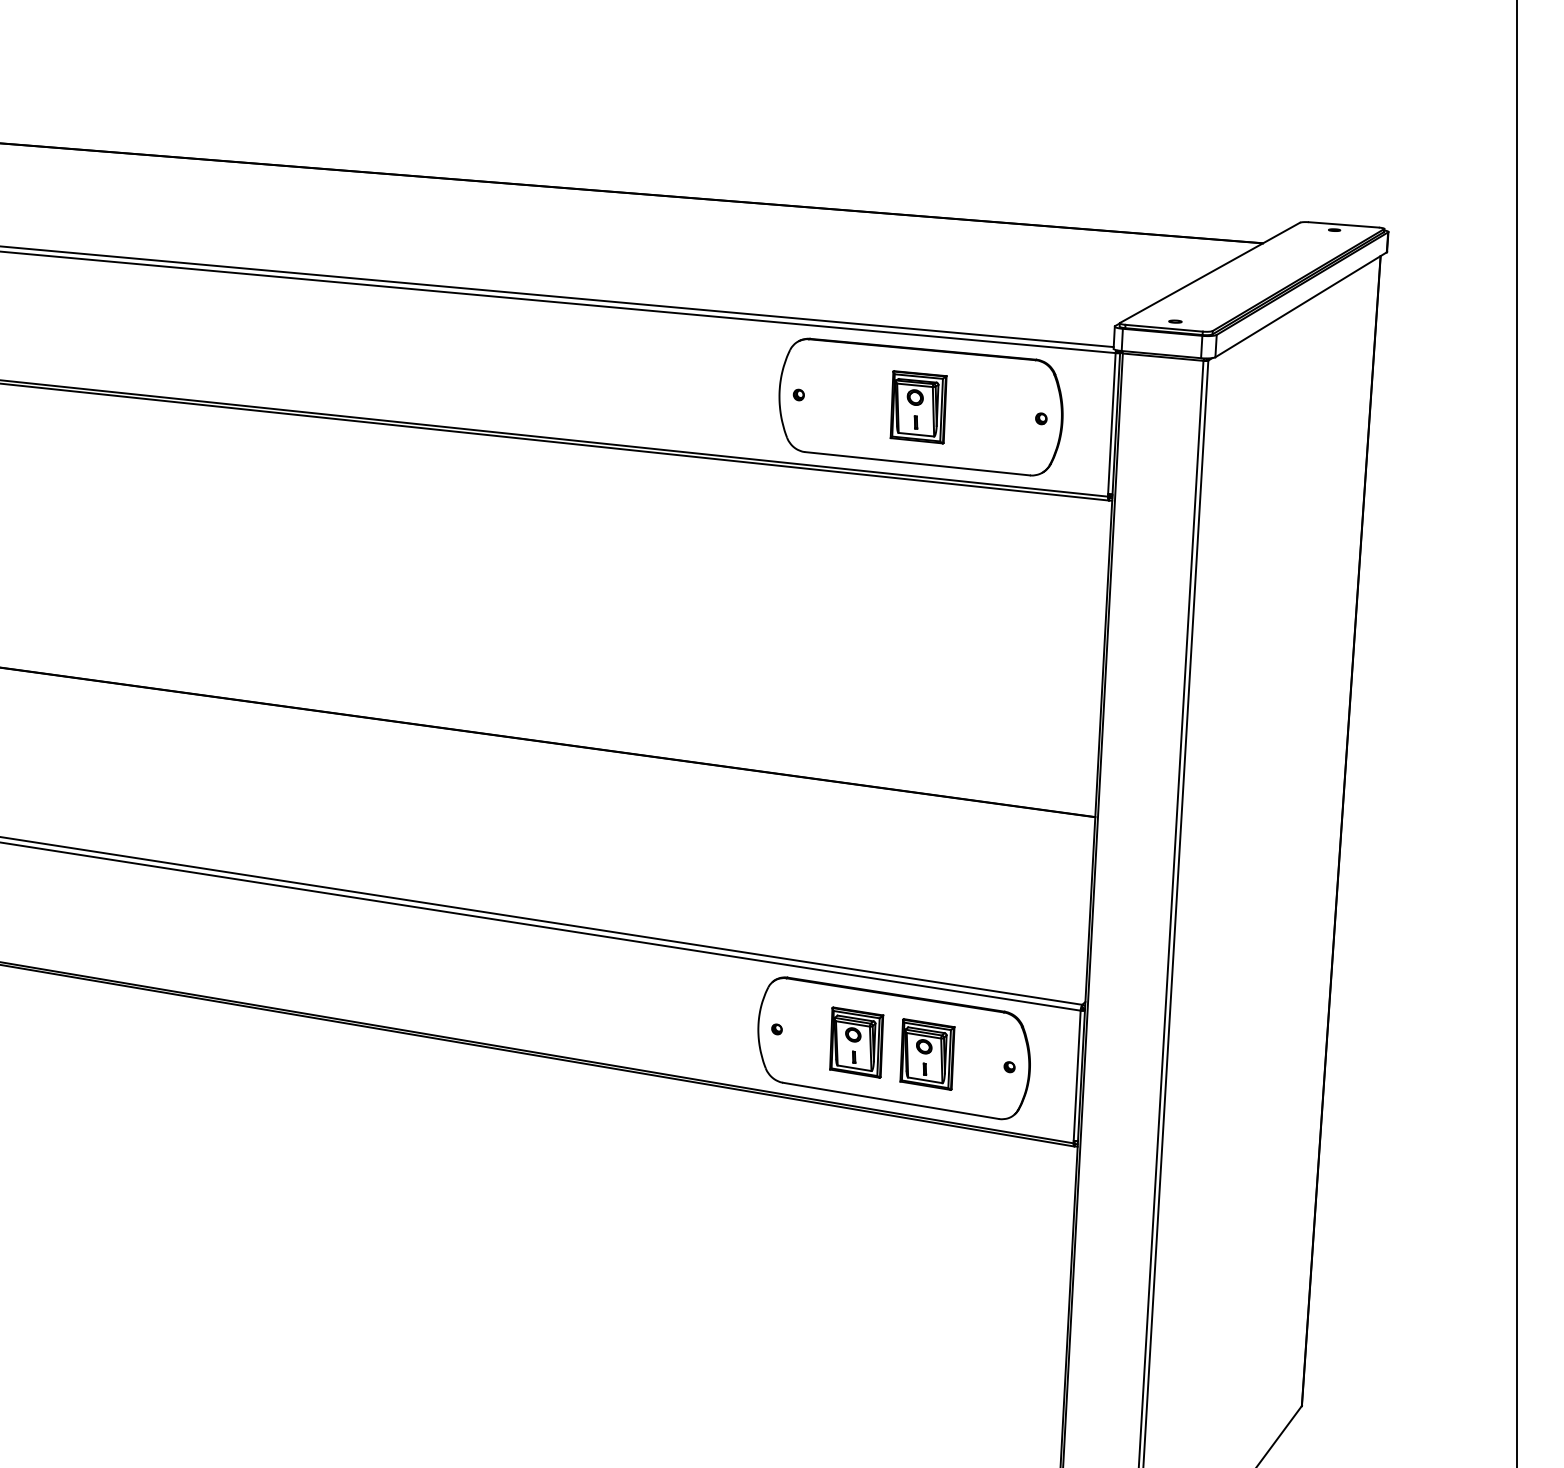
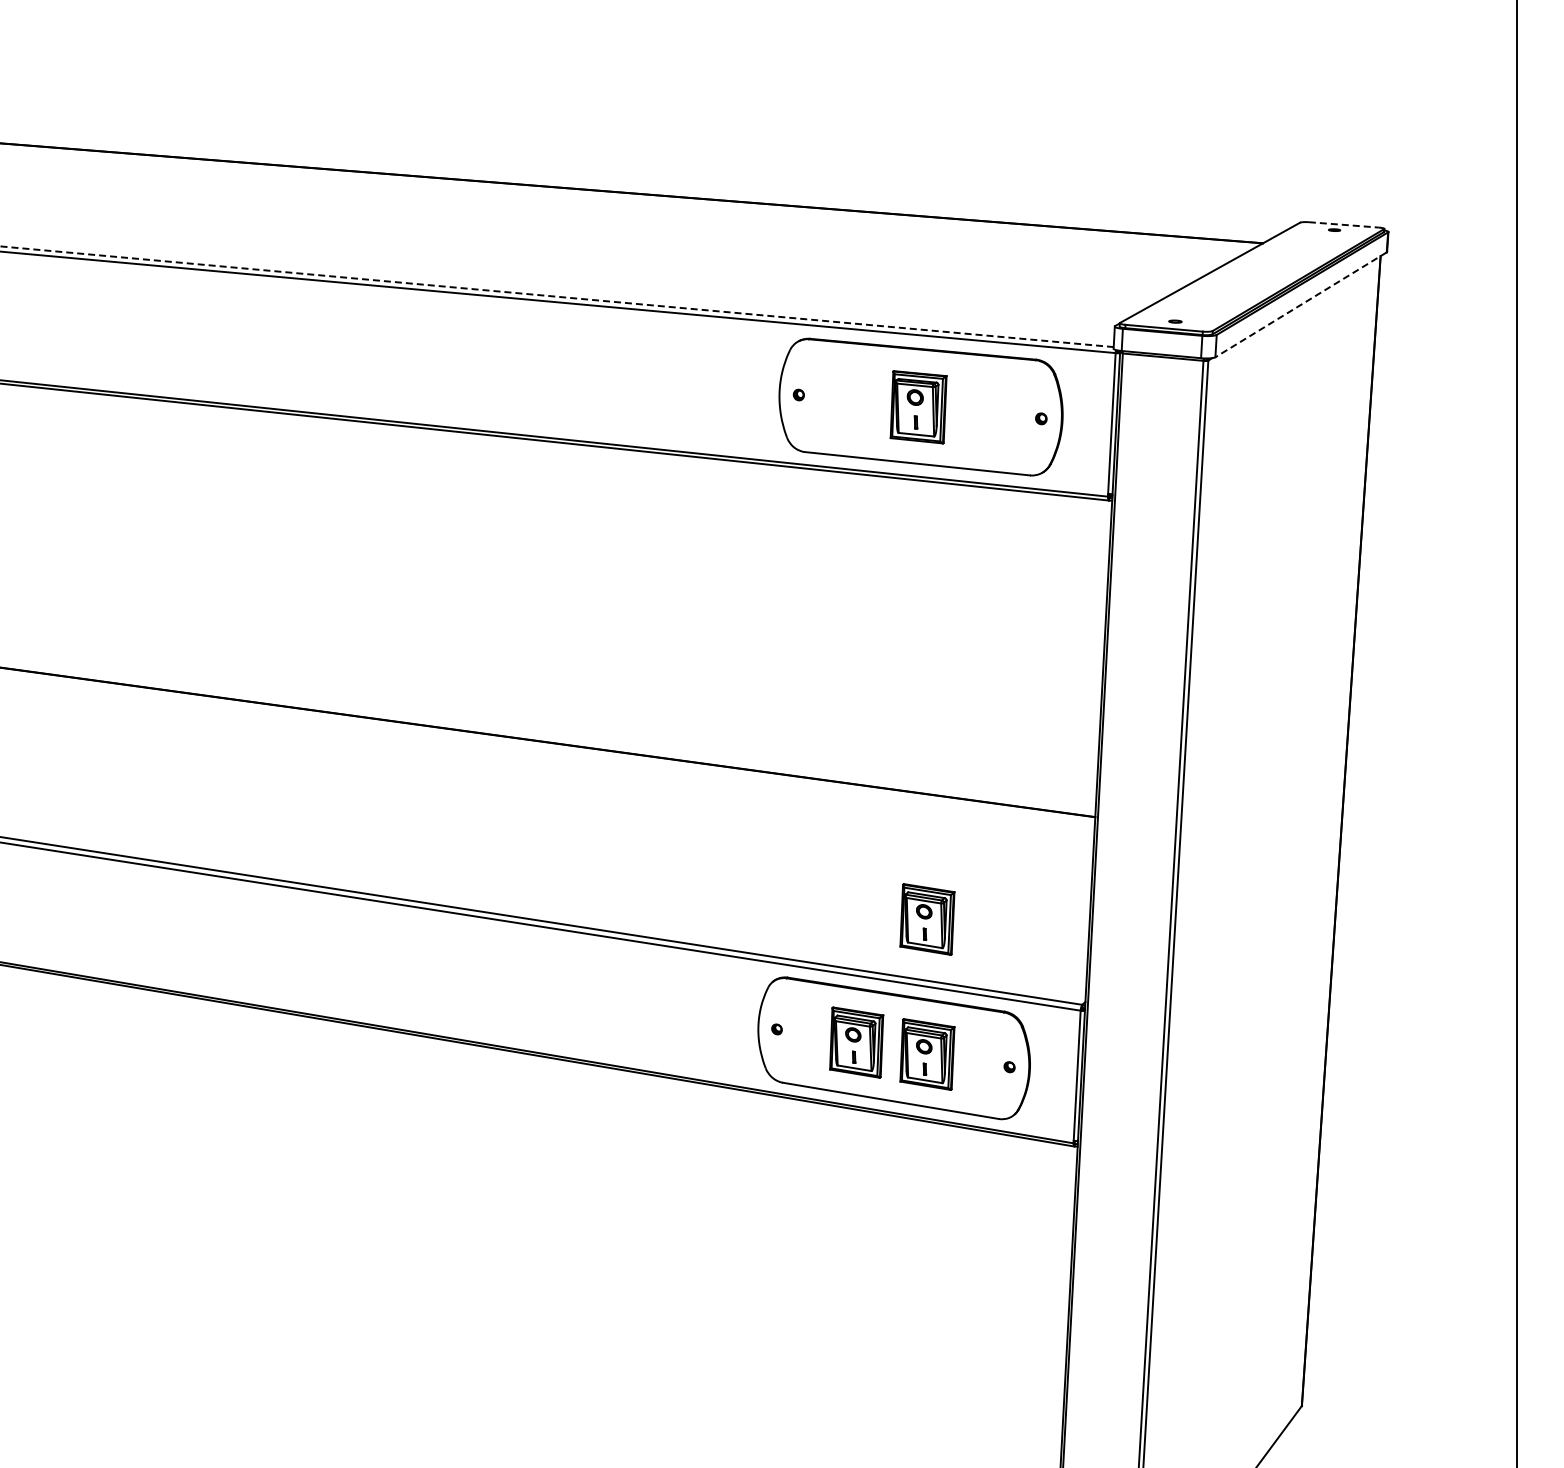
line: solid -> dashed (1344, 224)
line: solid -> dashed (557, 296)
line: solid -> dashed (1300, 305)
part: none -> present (927, 919)
